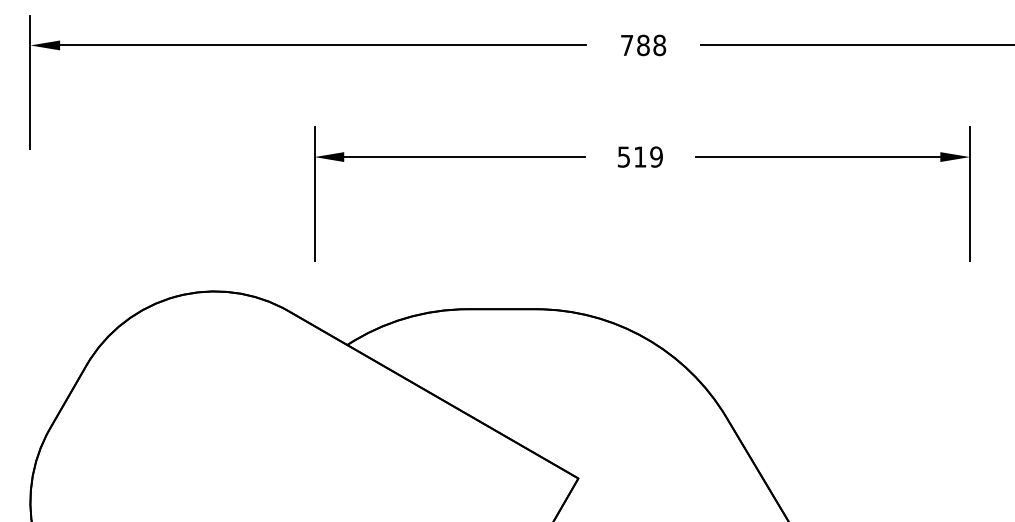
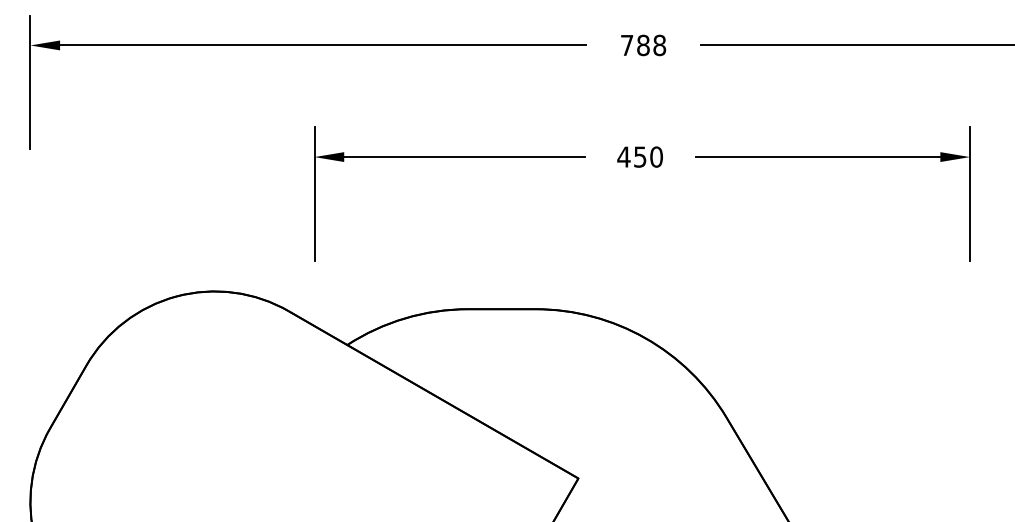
text: 519 -> 450 (639, 156)
